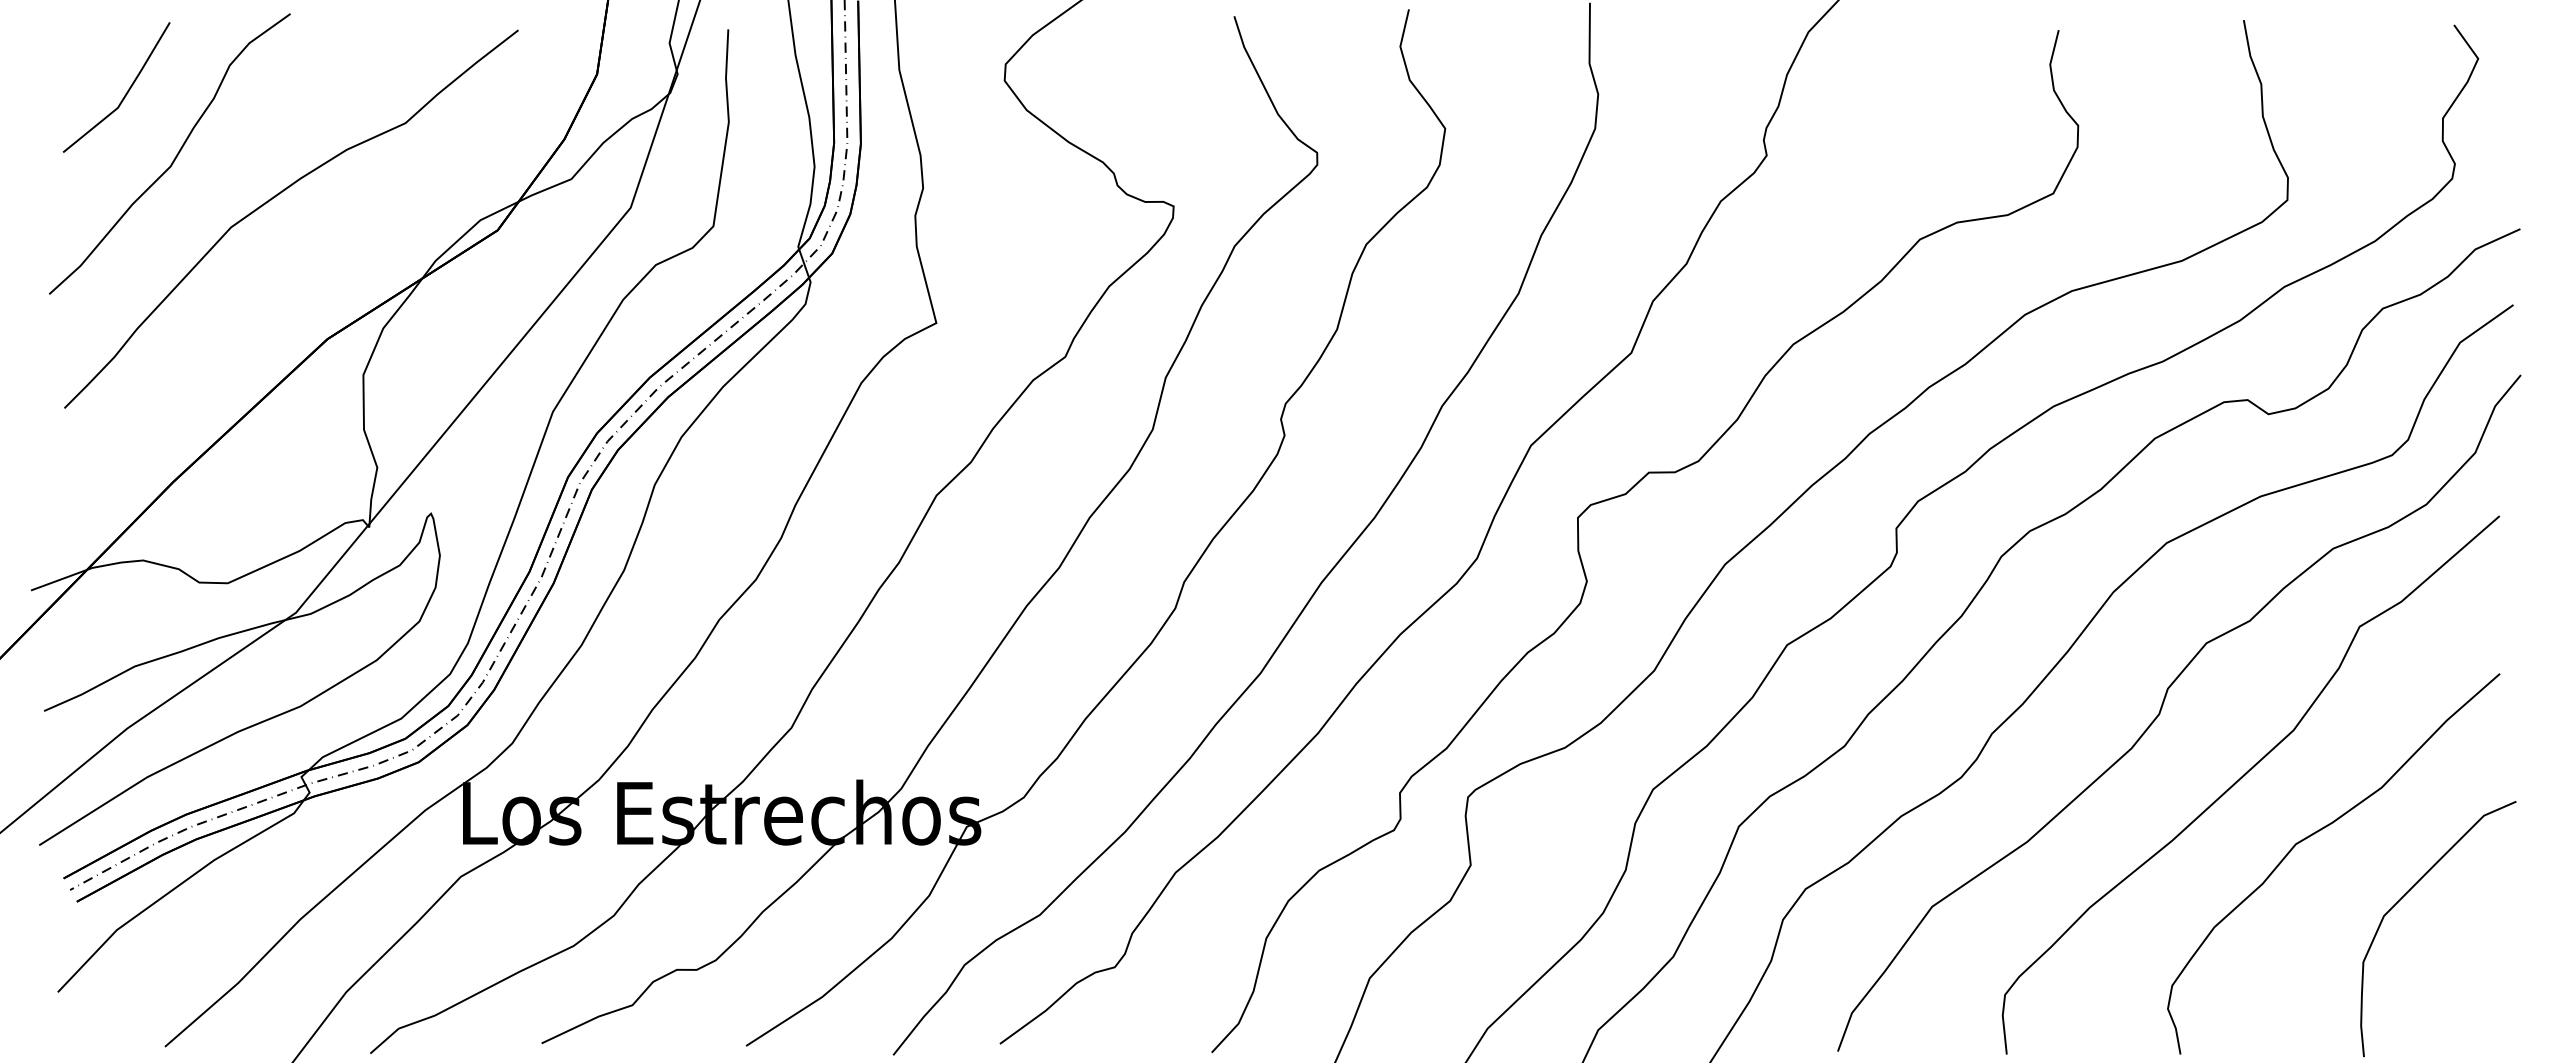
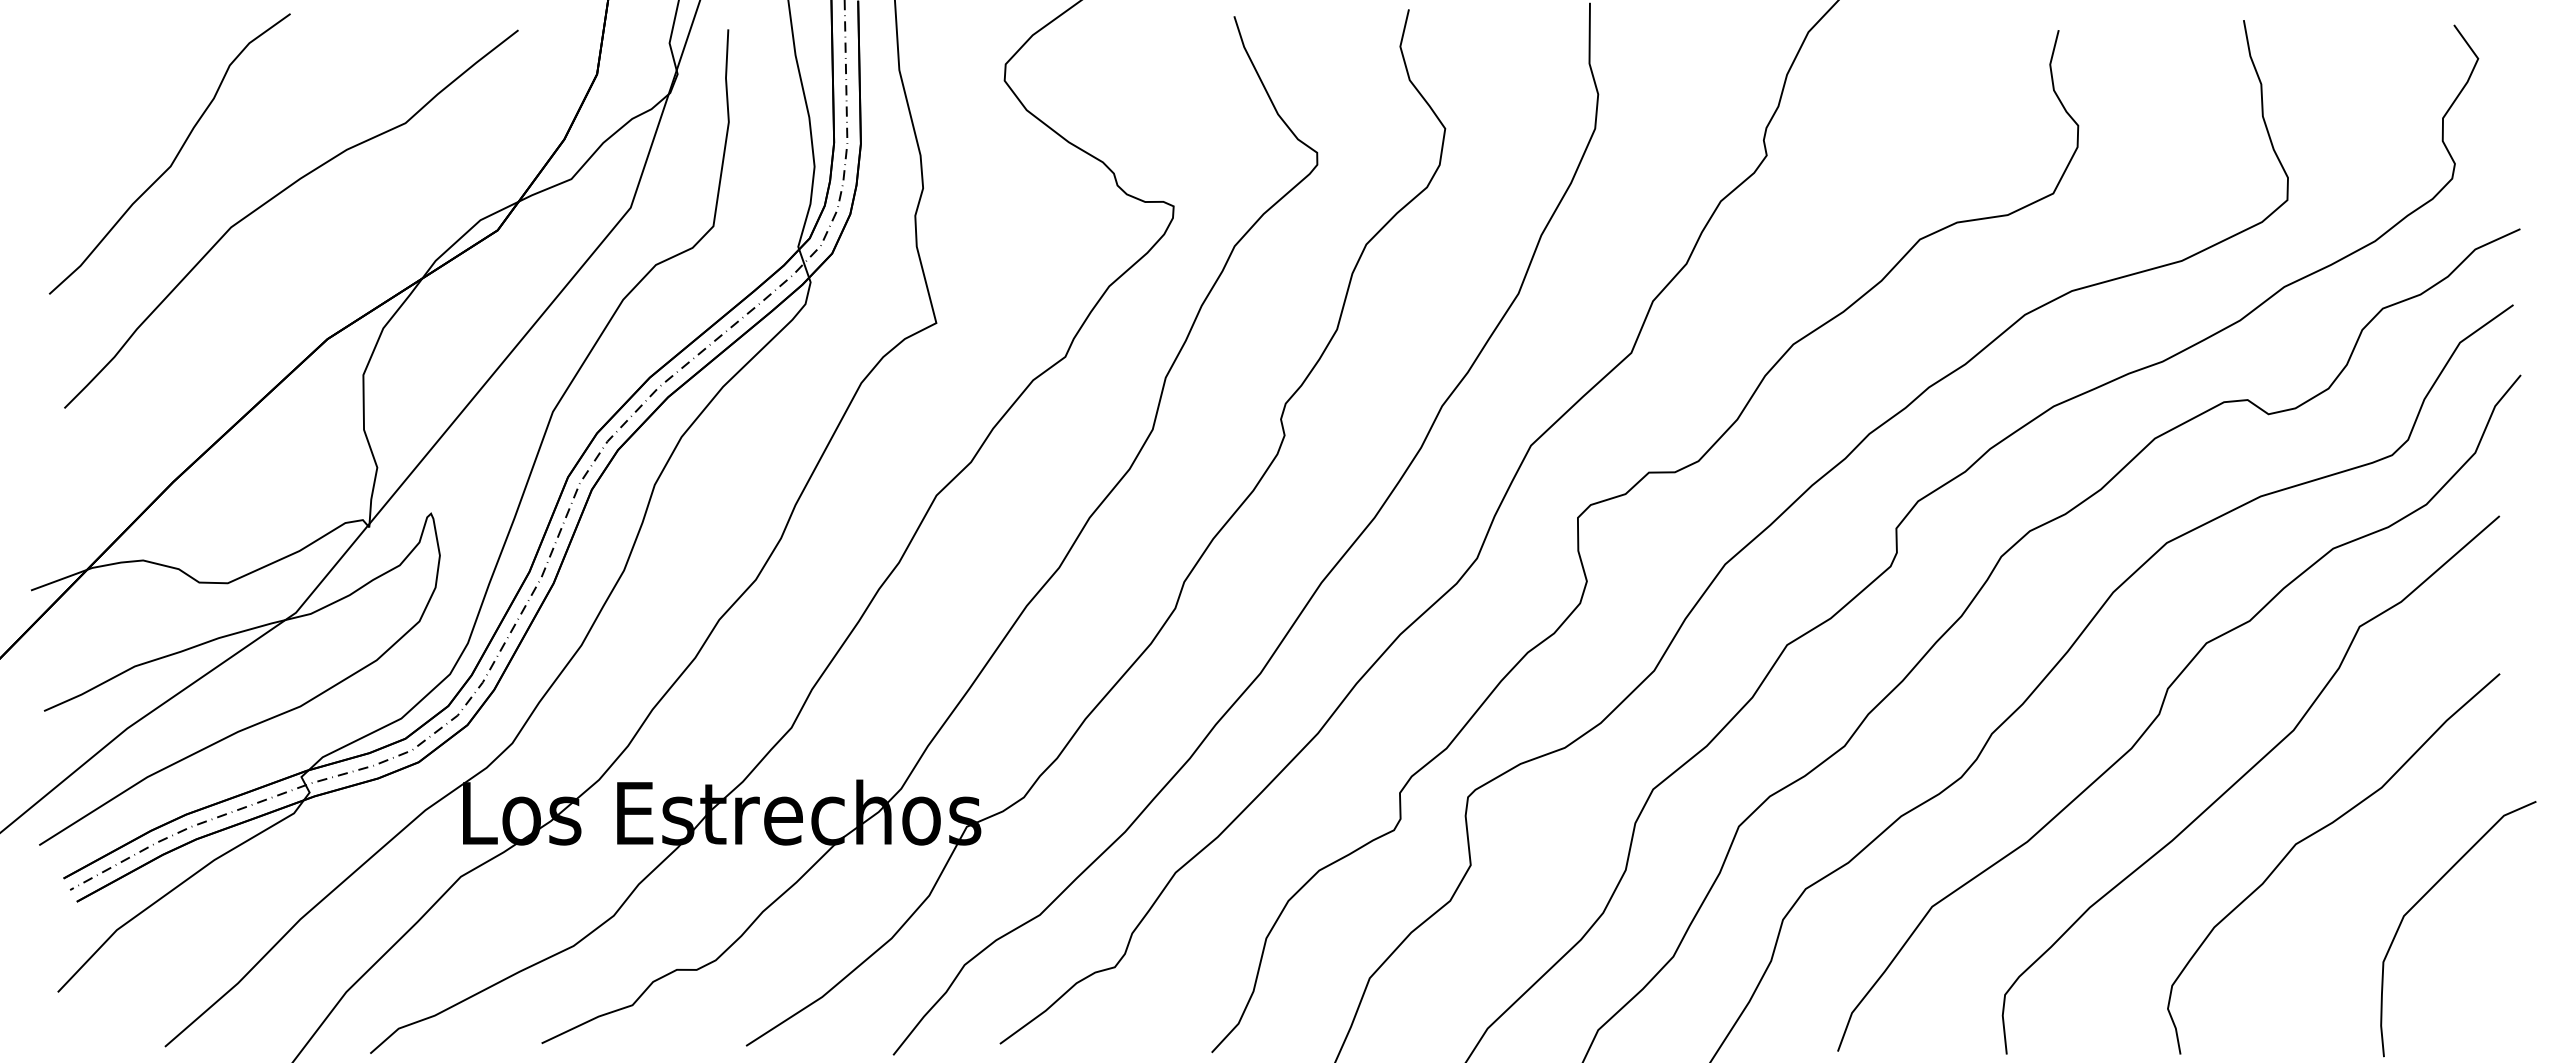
line: present -> none (125, 93)
curve position: (2405, 895) -> (2425, 895) (2425, 895)
